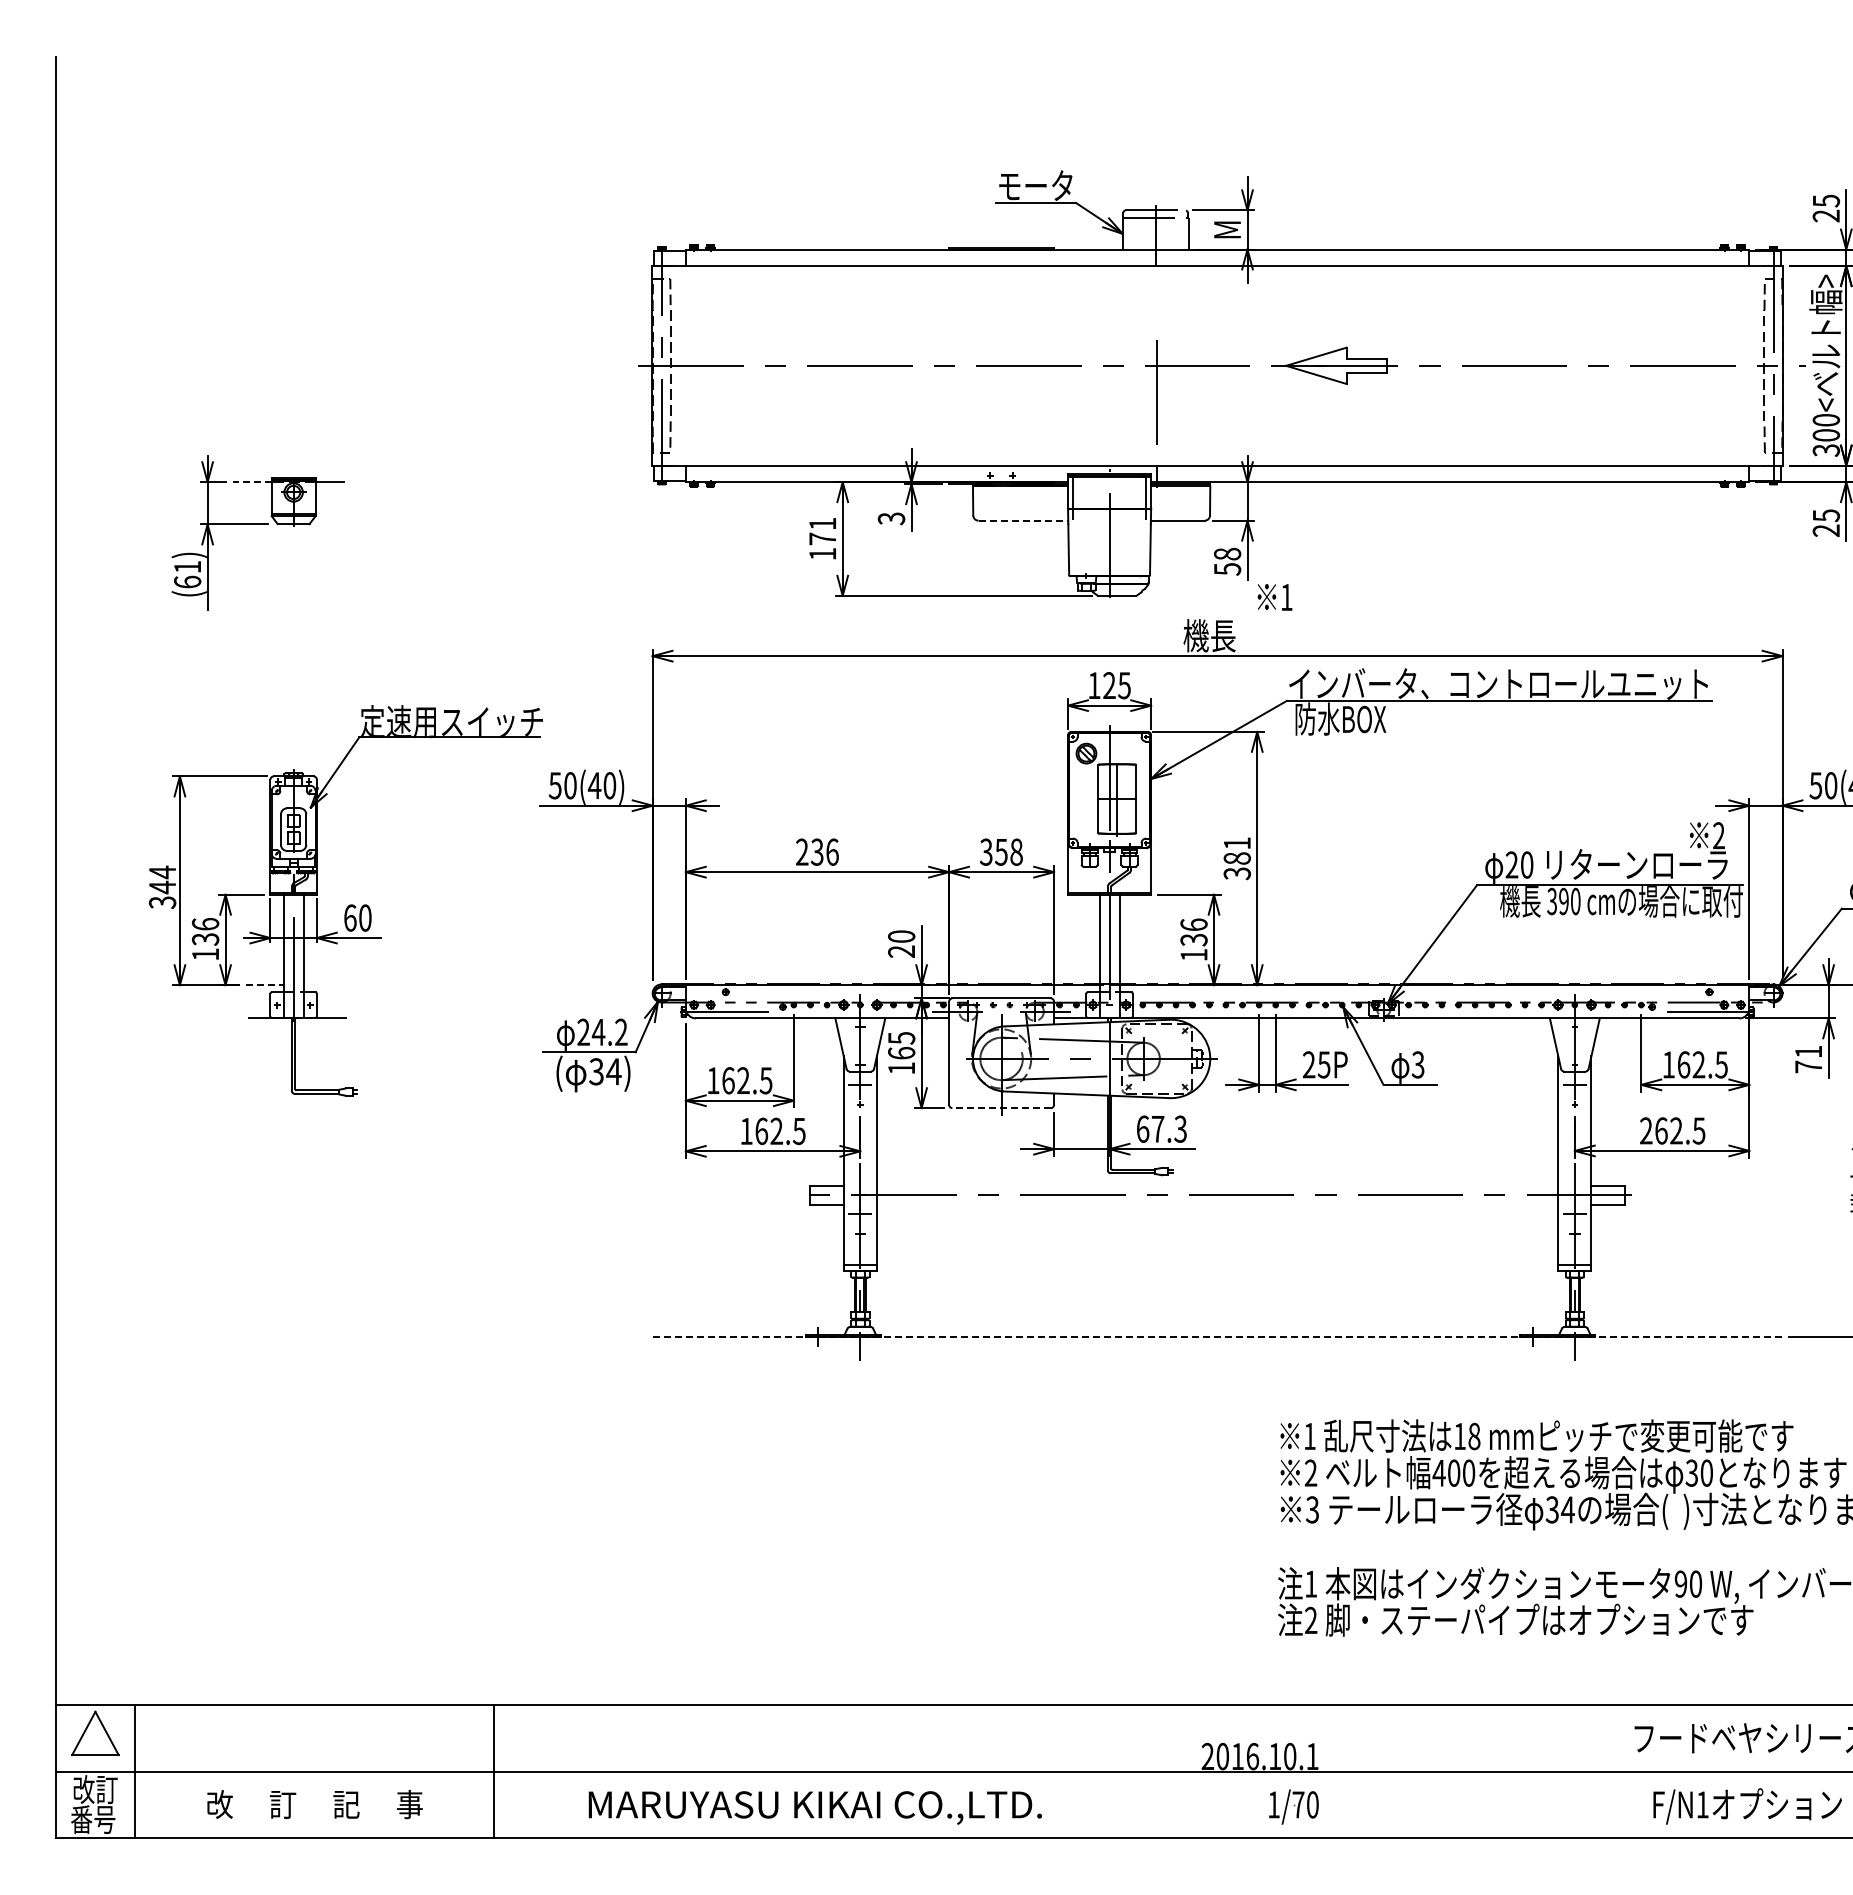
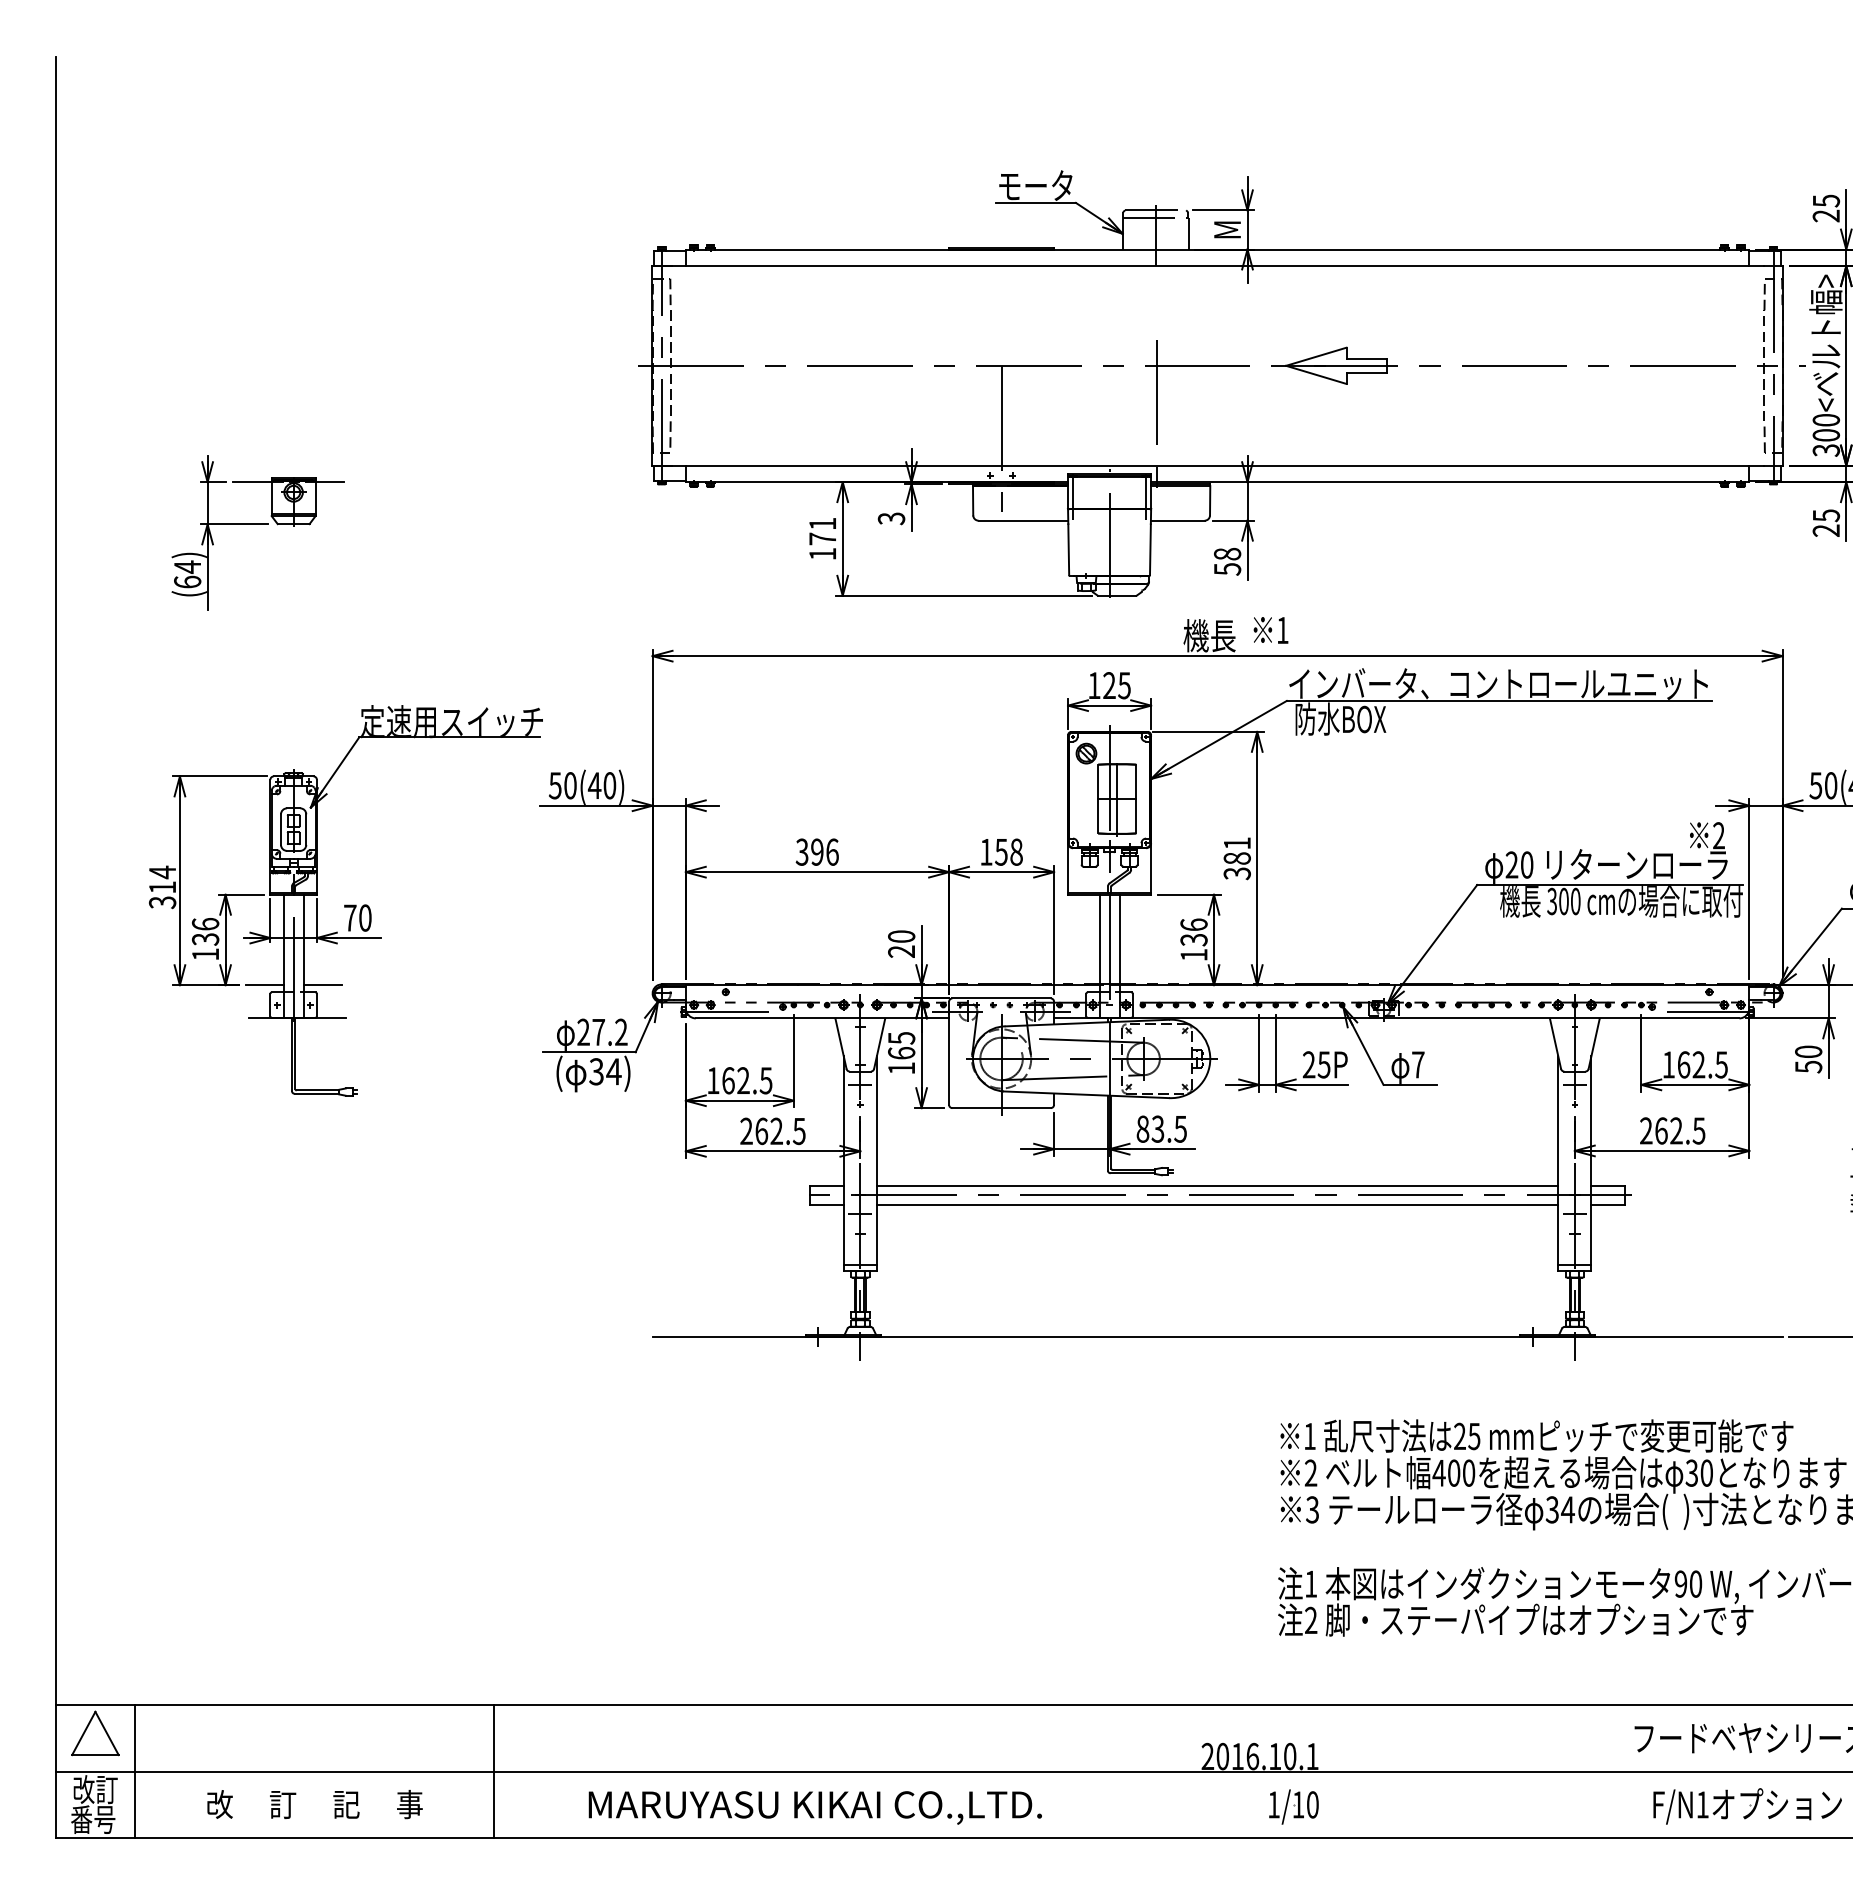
line: none -> present (1001, 438)
line: dashed -> solid (251, 482)
line: dashed -> solid (1023, 520)
text: (61) -> (64) (187, 566)
text position: (1274, 597) -> (1270, 630) (1270, 630)
text: 236 -> 396 (809, 851)
text: 358 -> 158 (985, 851)
text: 344 -> 314 (162, 887)
text: 390 -> 300 (1563, 901)
text: 60 -> 70 (350, 917)
line: dashed -> solid (265, 985)
line: none -> present (322, 985)
text: 24.2 -> 27.2 (598, 1032)
text: 71 -> 50 (1808, 1059)
text: 3 -> 7 (1417, 1064)
line: dashed -> solid (1001, 1108)
text: 67.3 -> 83.5 (1161, 1128)
text: 162.5 -> 262.5 (746, 1130)
line: none -> present (1217, 1186)
line: none -> present (1217, 1204)
line: dashed -> solid (1217, 1337)
text: 18 -> 25 (1467, 1436)
text: 1/70 -> 1/10 (1298, 1804)
